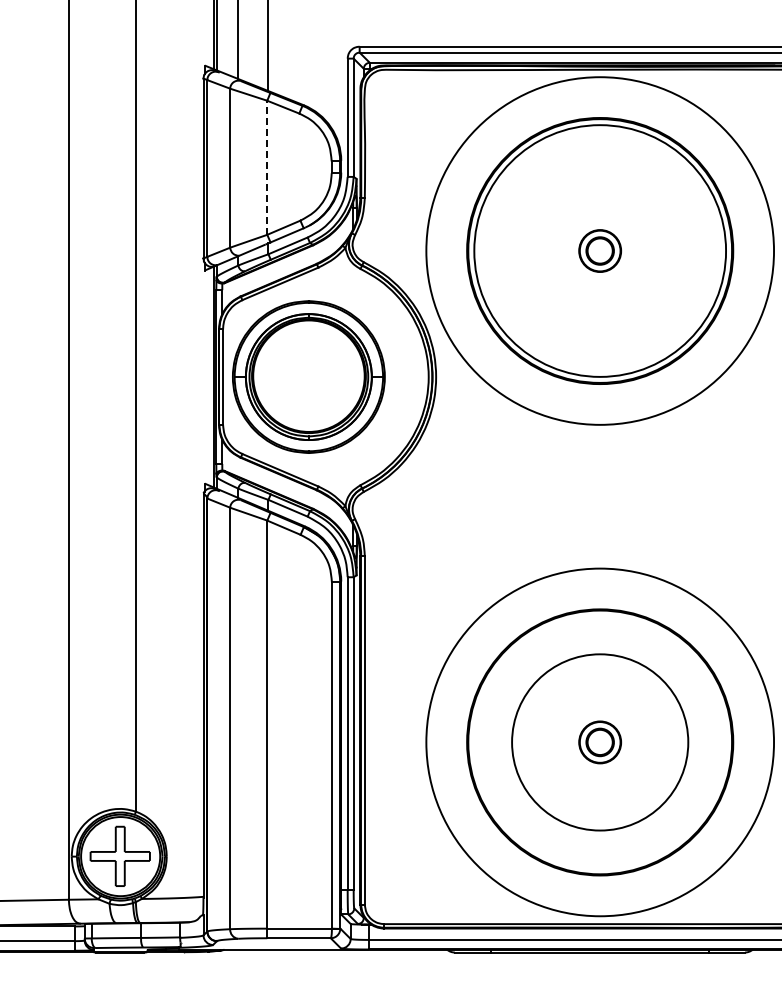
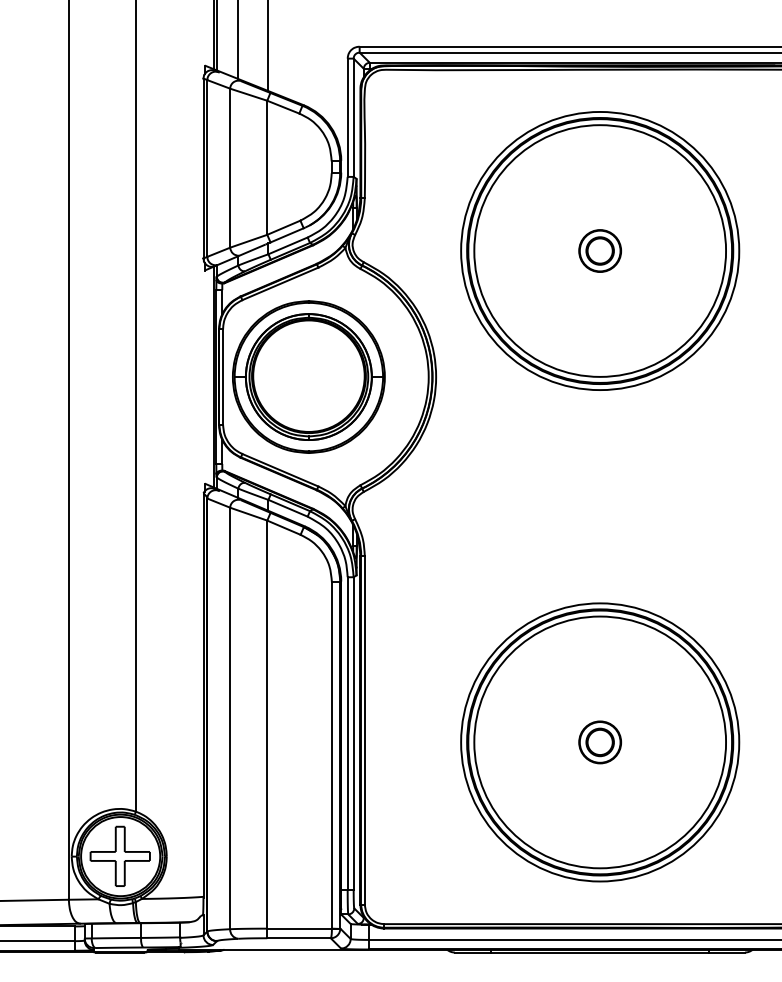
line: dashed -> solid (267, 167)
circle diameter: 348 px -> 278 px (600, 250)
circle diameter: 176 px -> 252 px (600, 742)
circle diameter: 348 px -> 278 px (600, 742)
